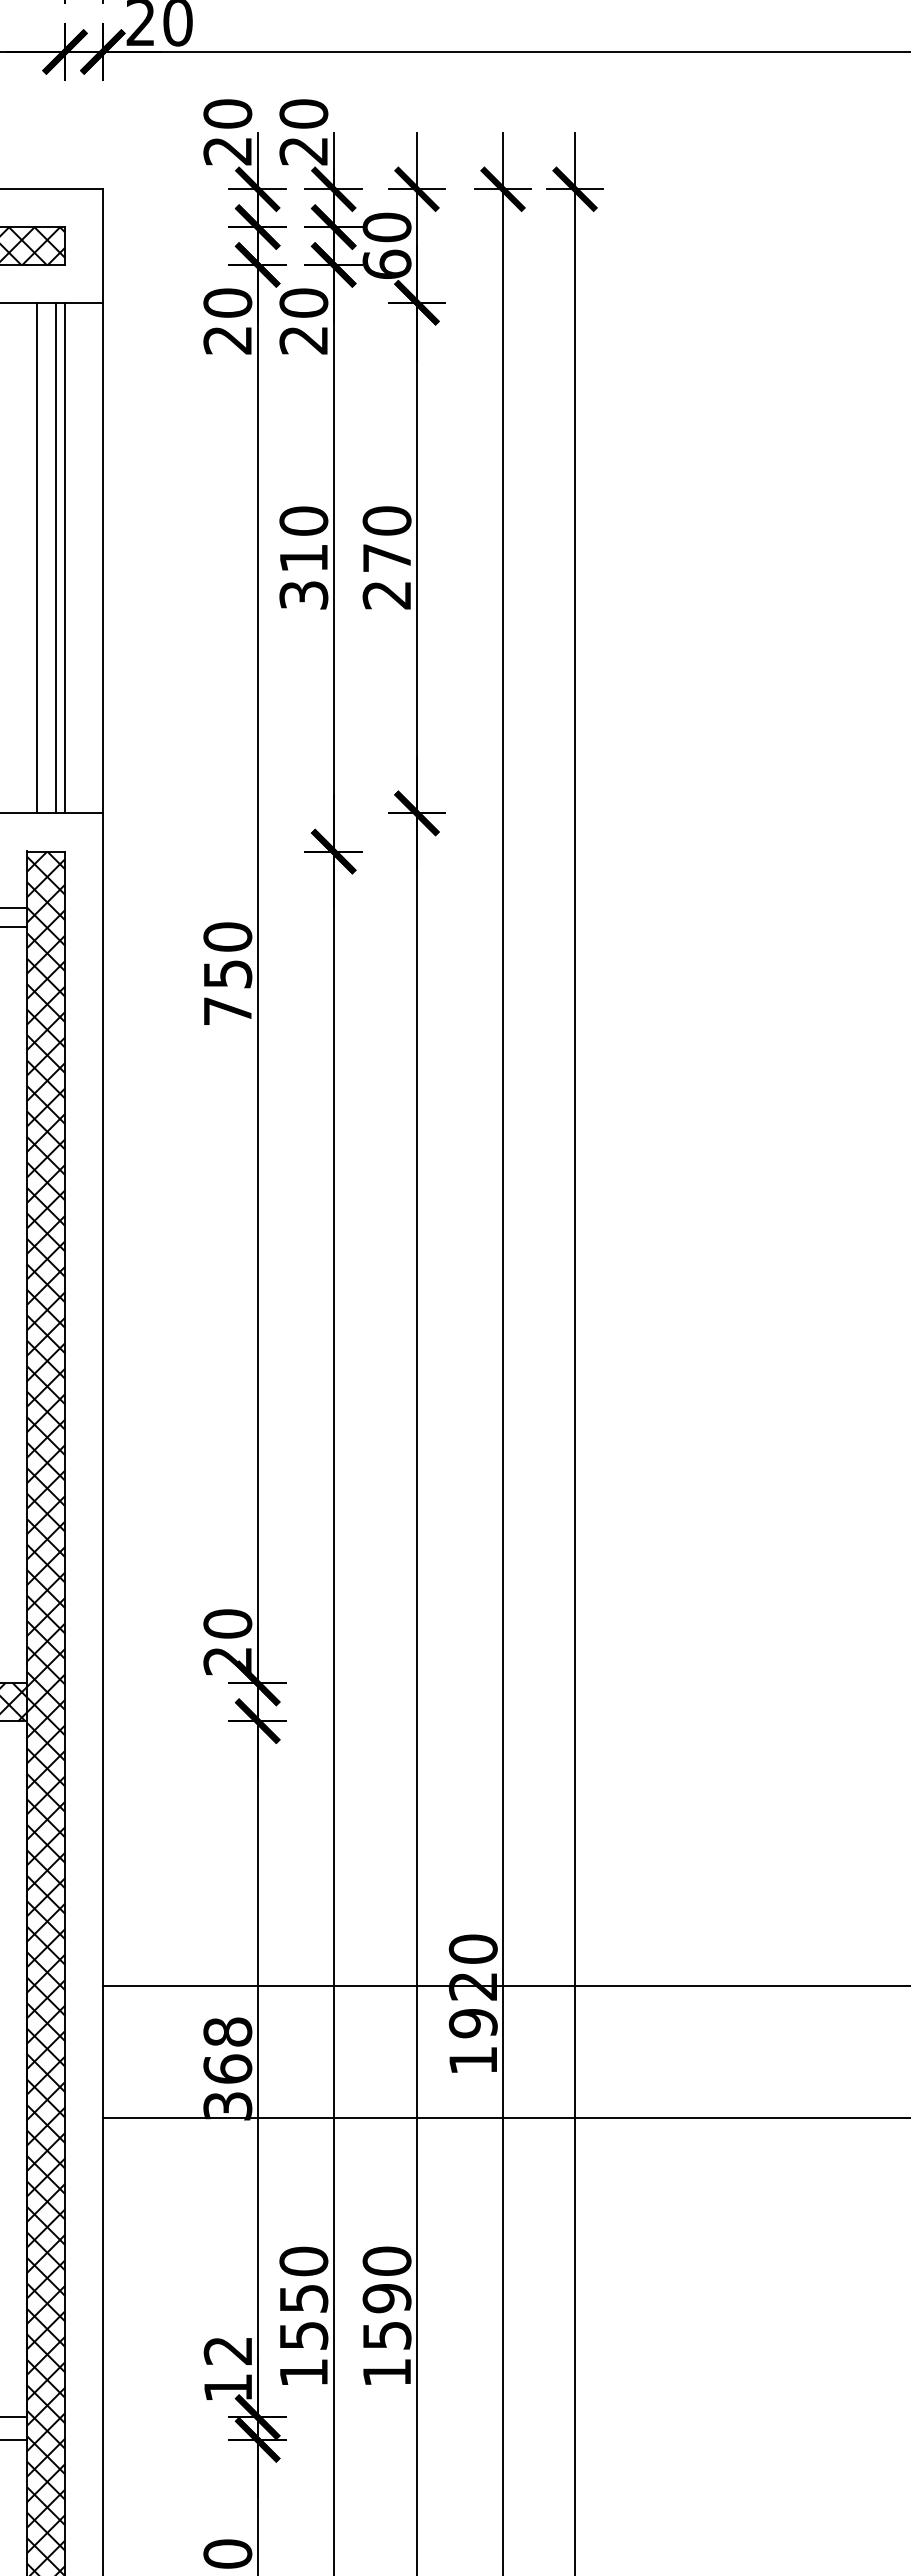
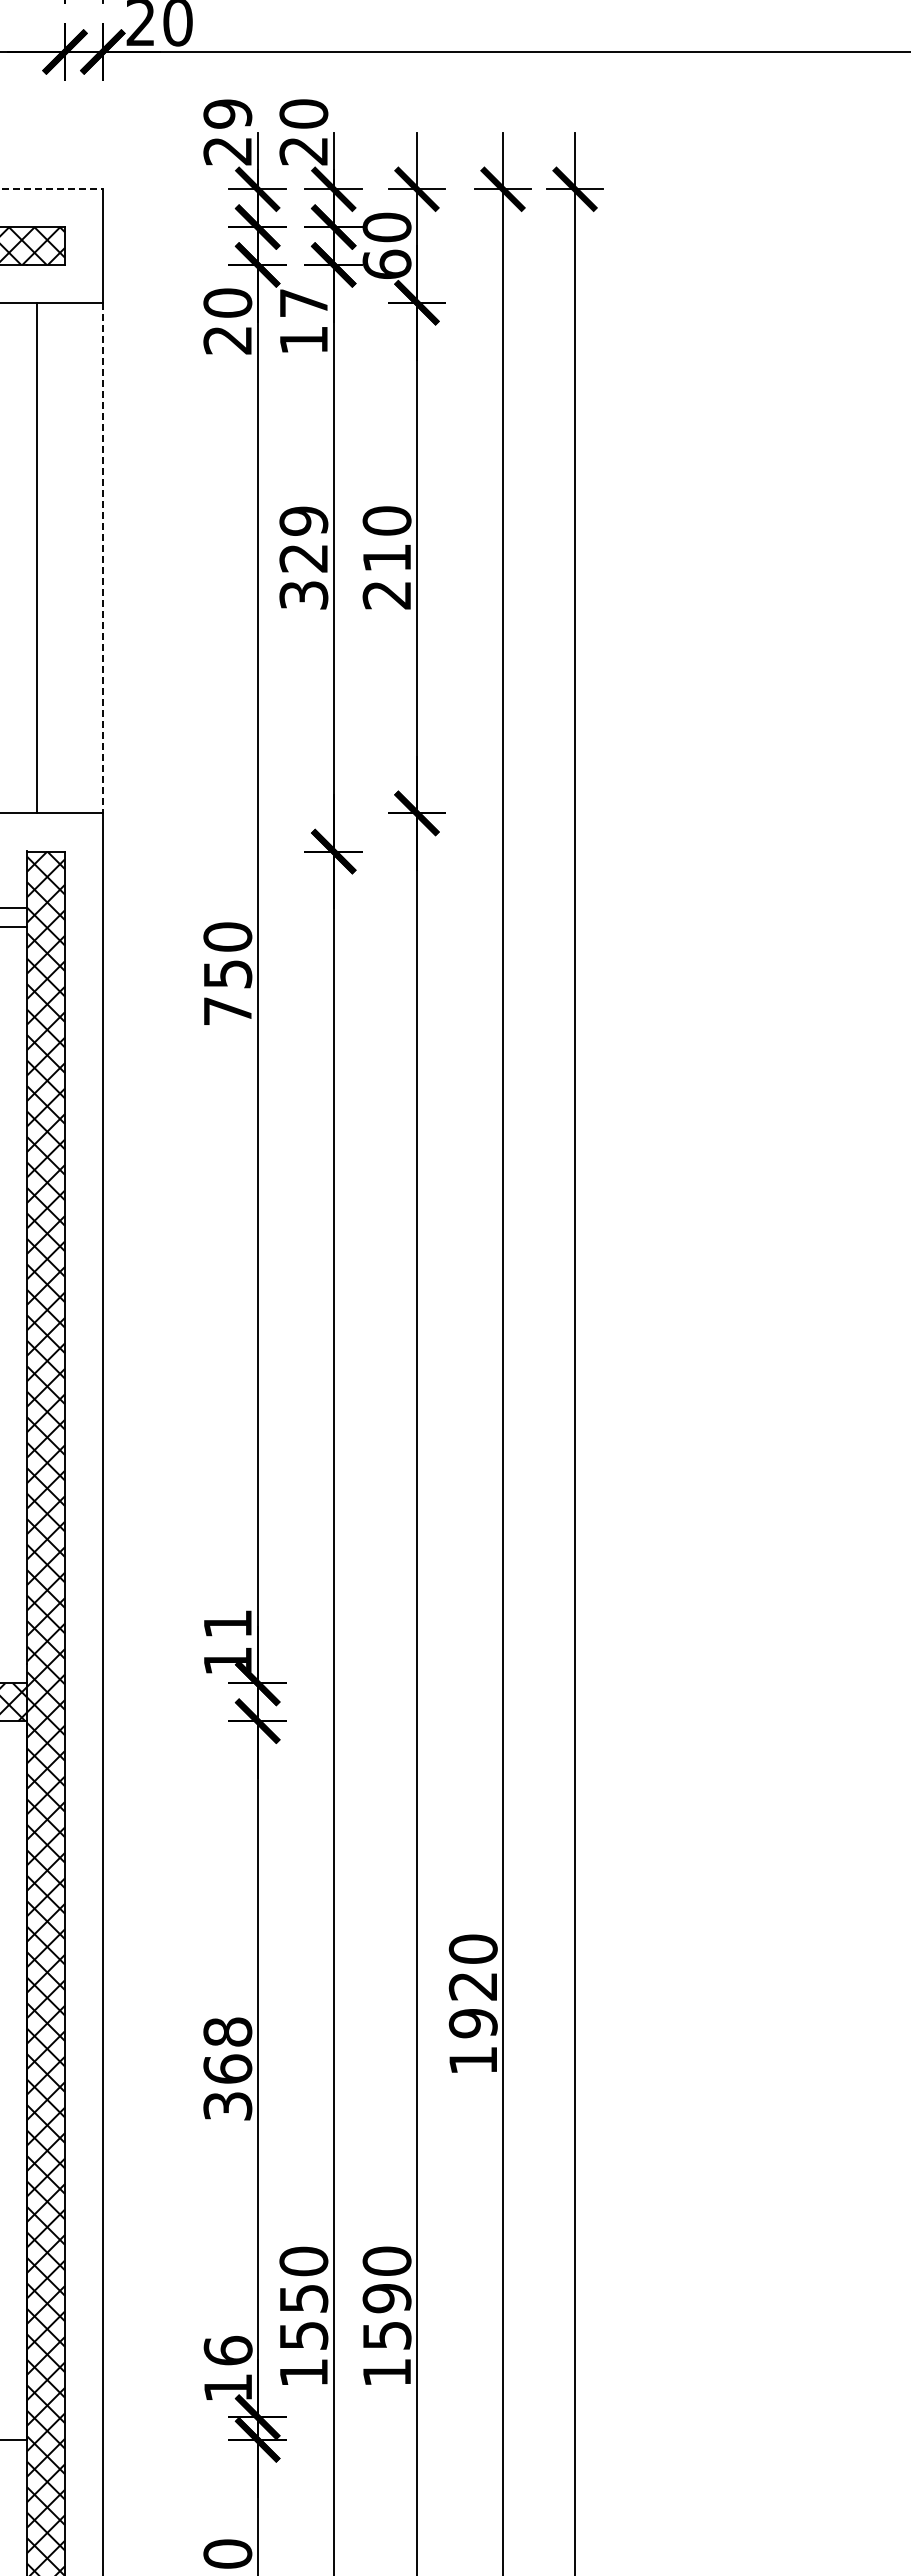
text: 20 -> 29 (227, 113)
line: solid -> dashed (51, 189)
text: 20 -> 17 (303, 321)
text: 310 -> 329 (303, 539)
line: present -> none (55, 557)
line: present -> none (65, 557)
text: 270 -> 210 (386, 557)
line: solid -> dashed (102, 558)
text: 20 -> 11 (227, 1642)
line: present -> none (504, 1986)
line: present -> none (504, 2118)
text: 12 -> 16 (227, 2350)
line: present -> none (14, 2417)
